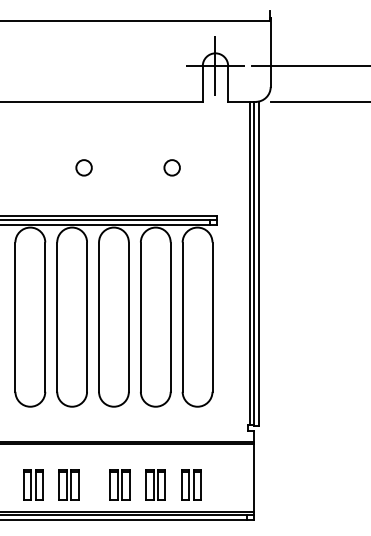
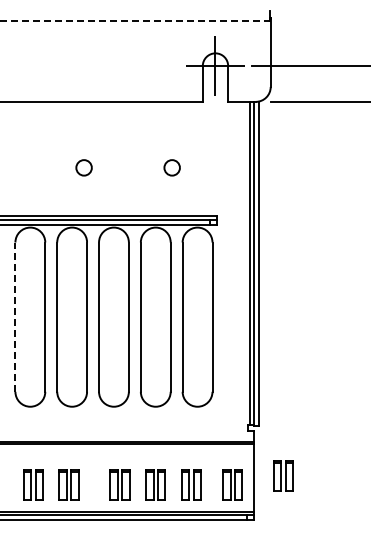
line: solid -> dashed (135, 21)
line: solid -> dashed (15, 317)
part: none -> present (283, 475)
part: none -> present (232, 484)
